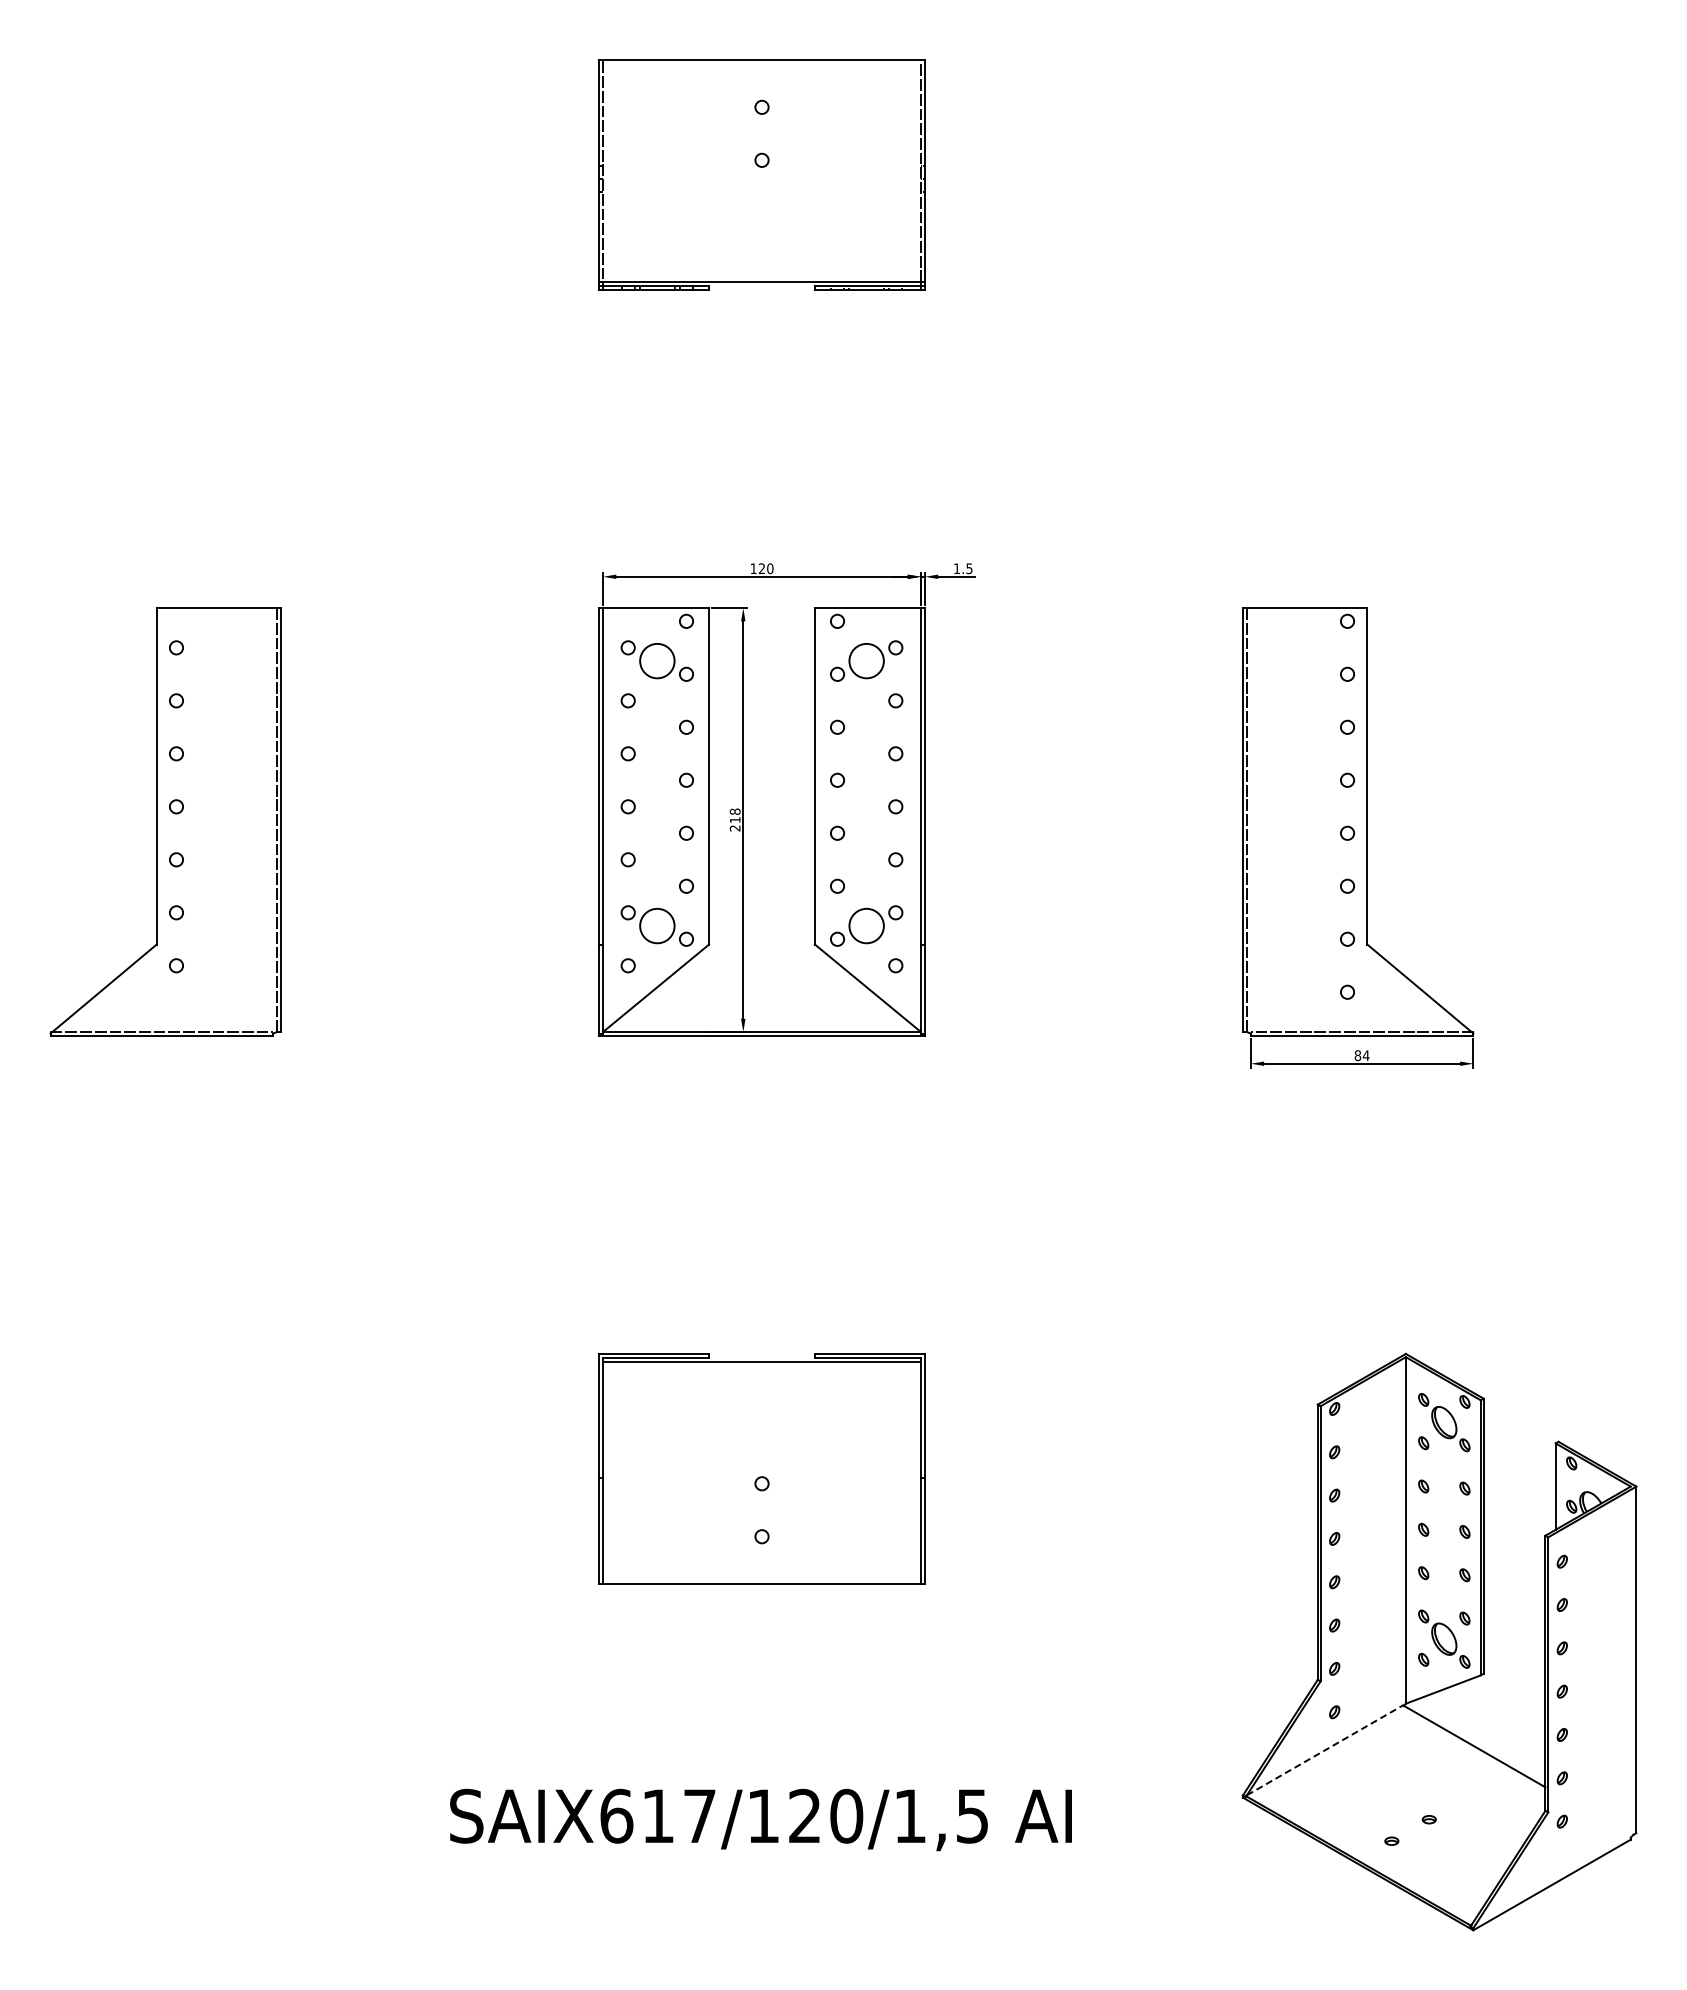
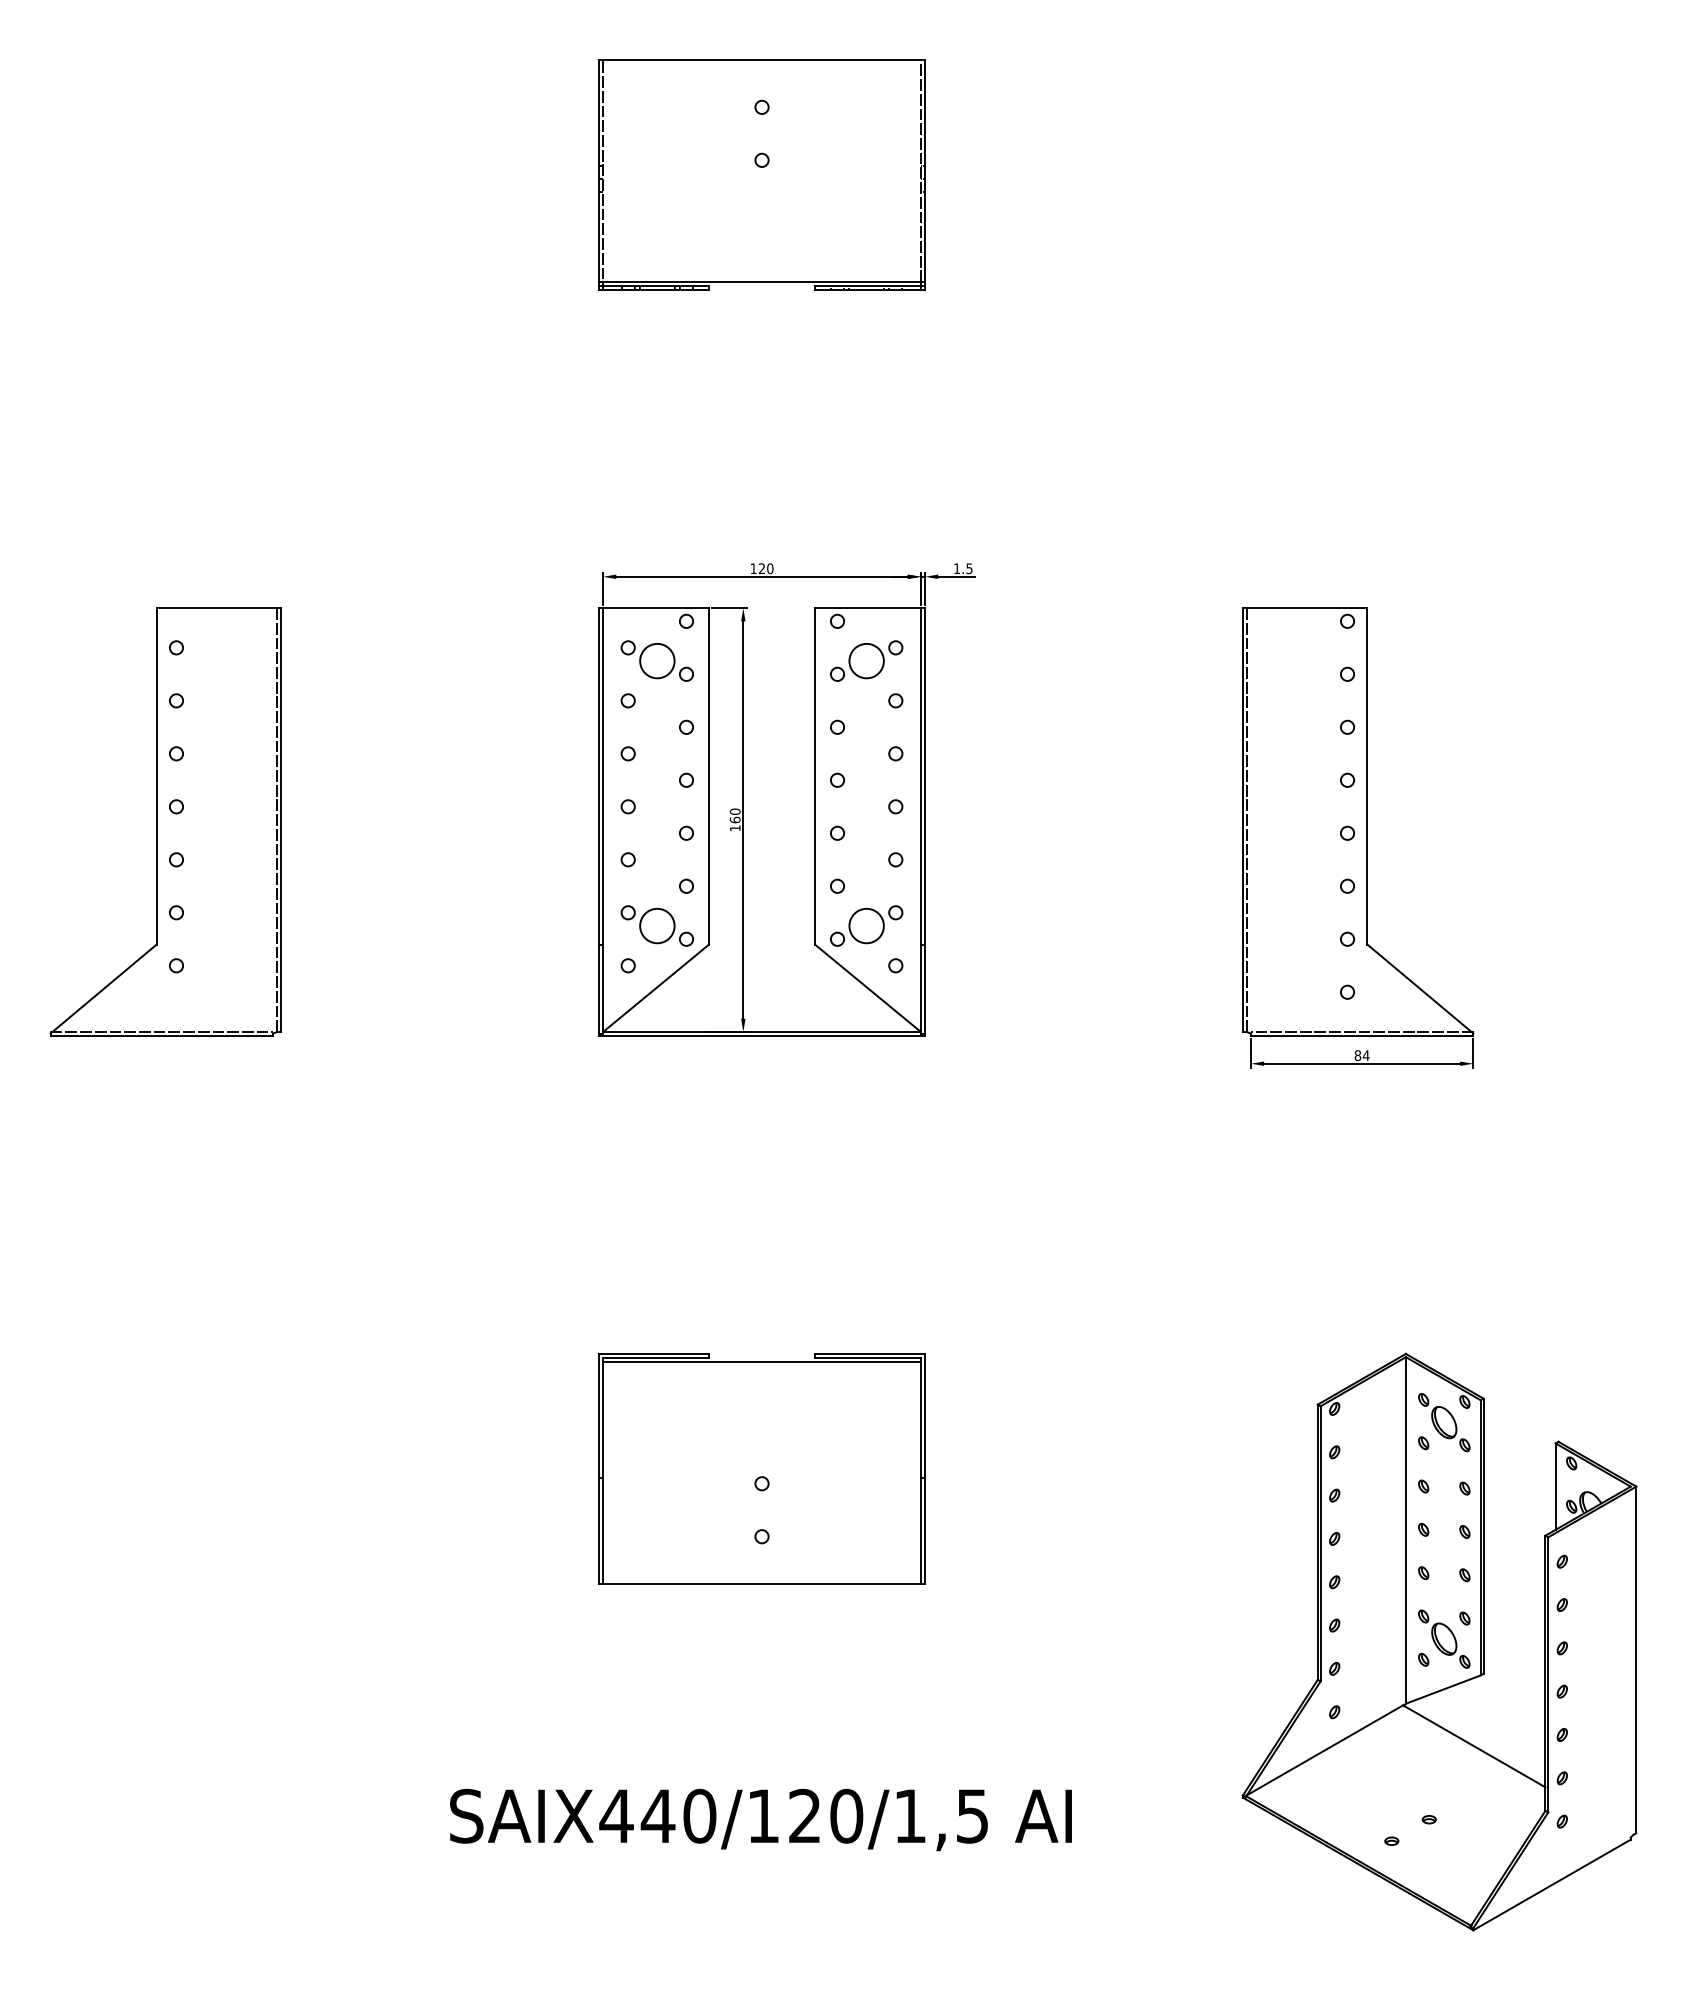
text: 218 -> 160 (734, 819)
line: dashed -> solid (1325, 1750)
text: SAIX617/120/1,5 -> SAIX440/120/1,5 (657, 1815)
